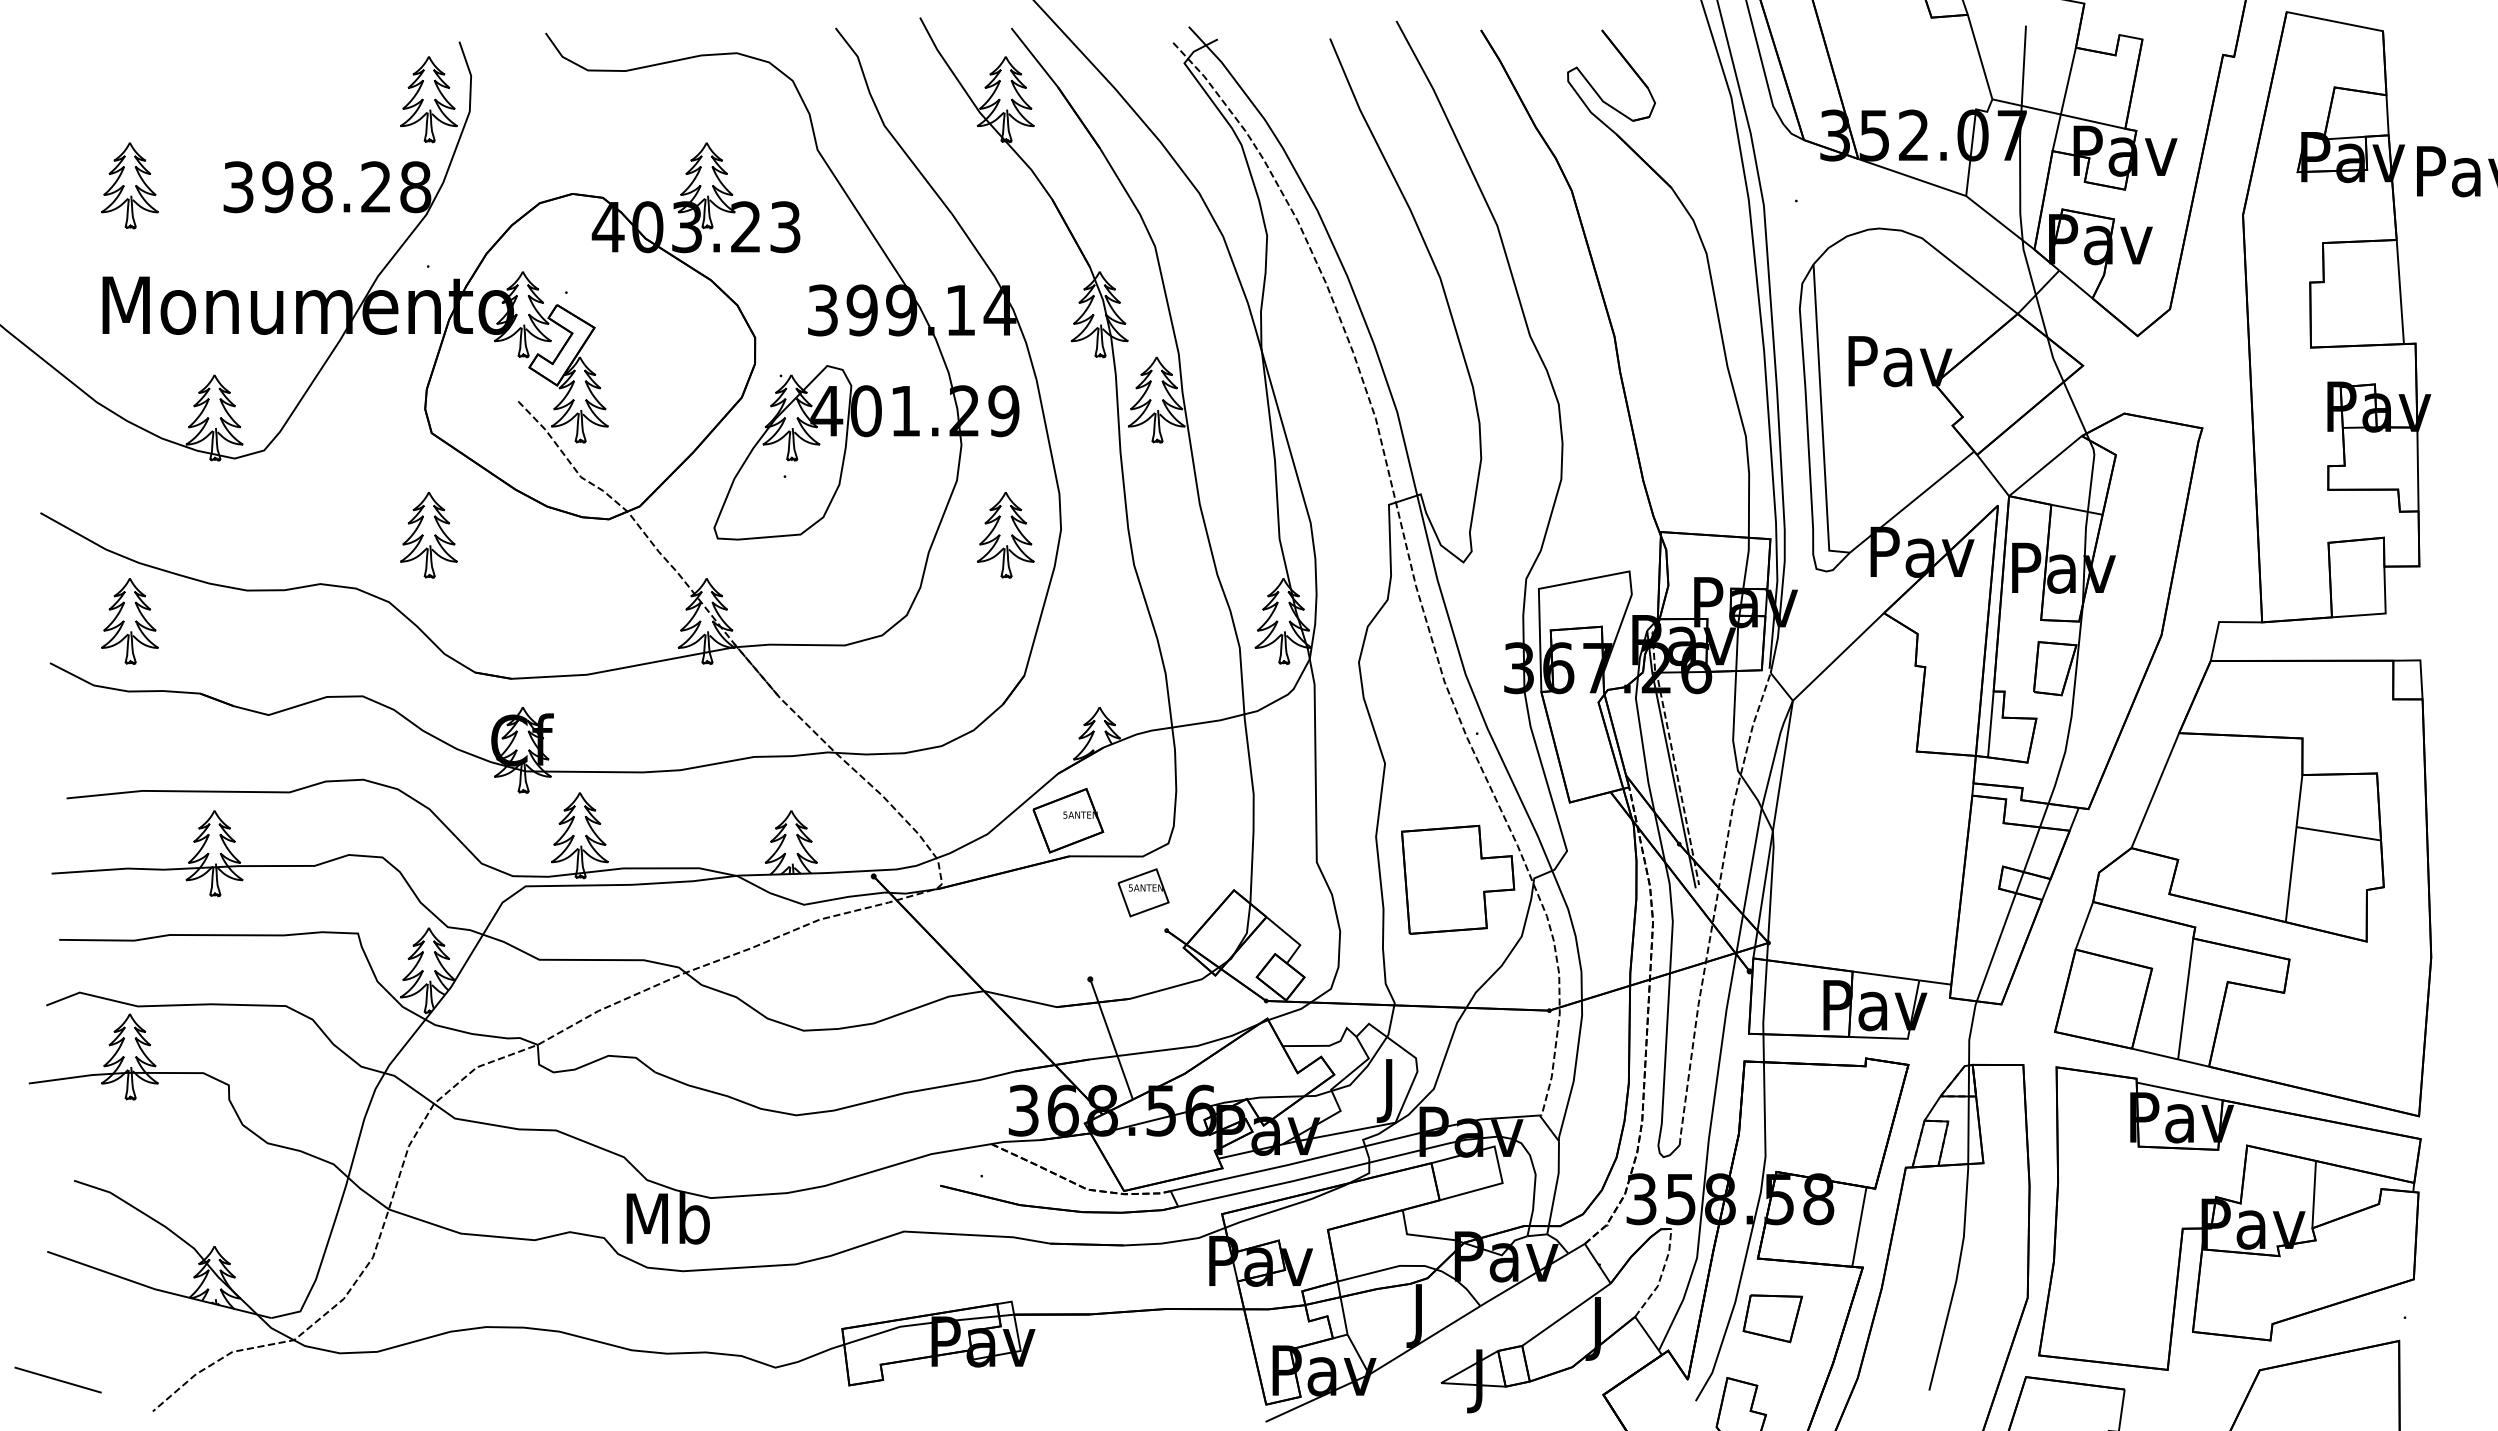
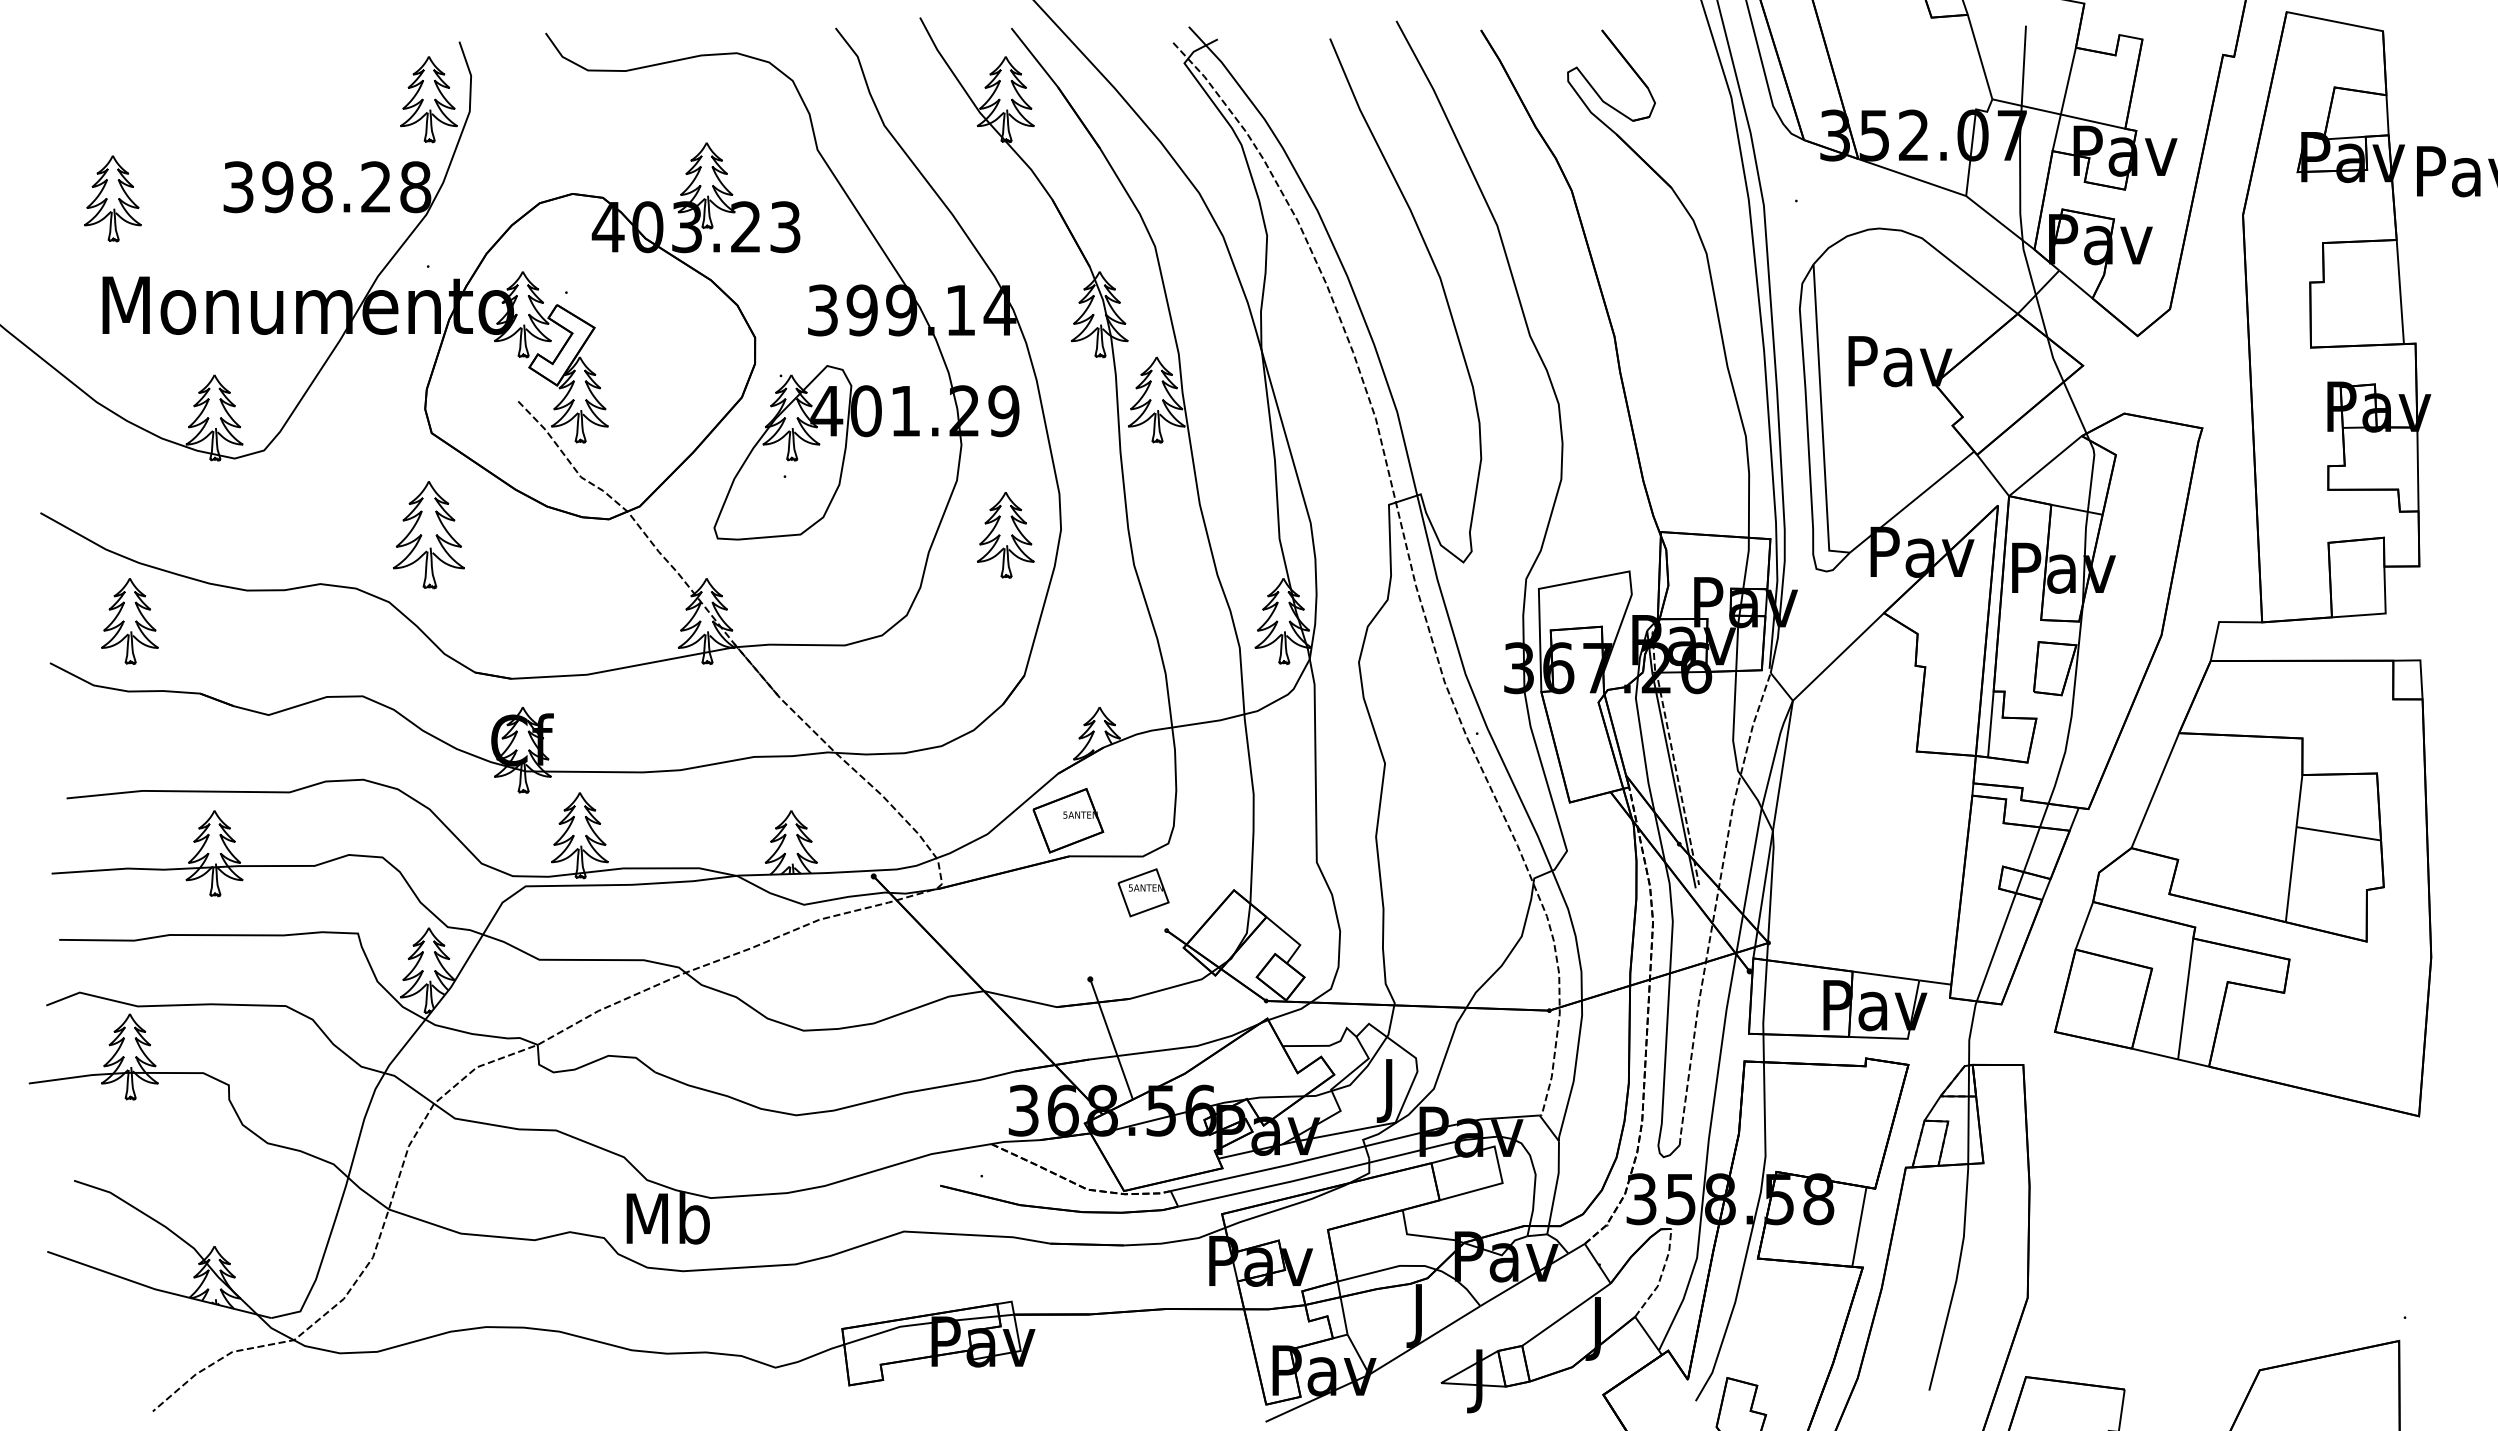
part position: (129, 185) -> (112, 198) (112, 198)
part size: 58x87 px -> 72x109 px (428, 535)
part: present -> none (1458, 879)
part: present -> none (2229, 1218)
part: present -> none (1772, 1318)
line: present -> none (57, 1379)
